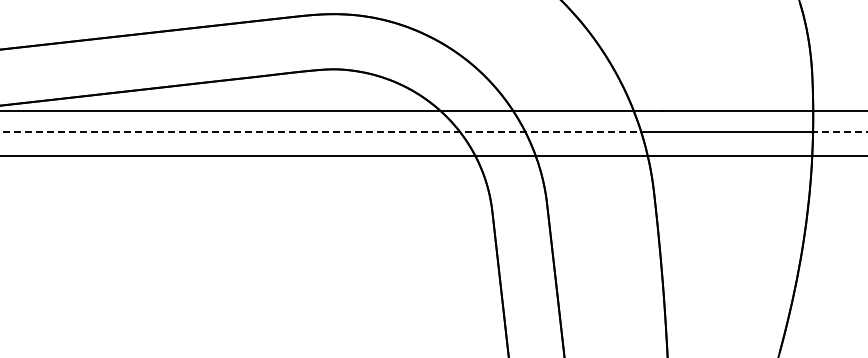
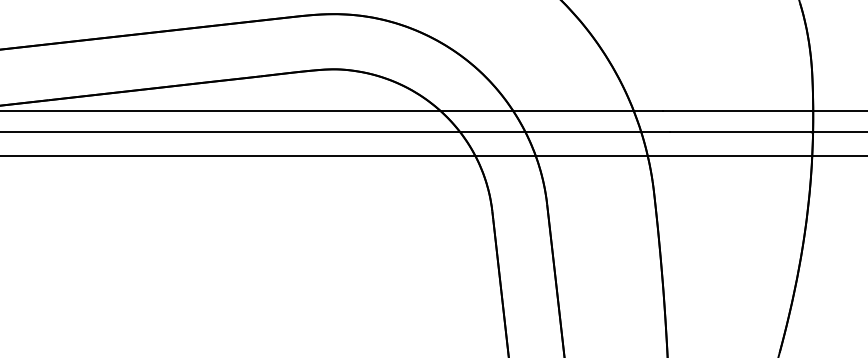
line: dashed -> solid (321, 131)
line: dashed -> solid (839, 131)
